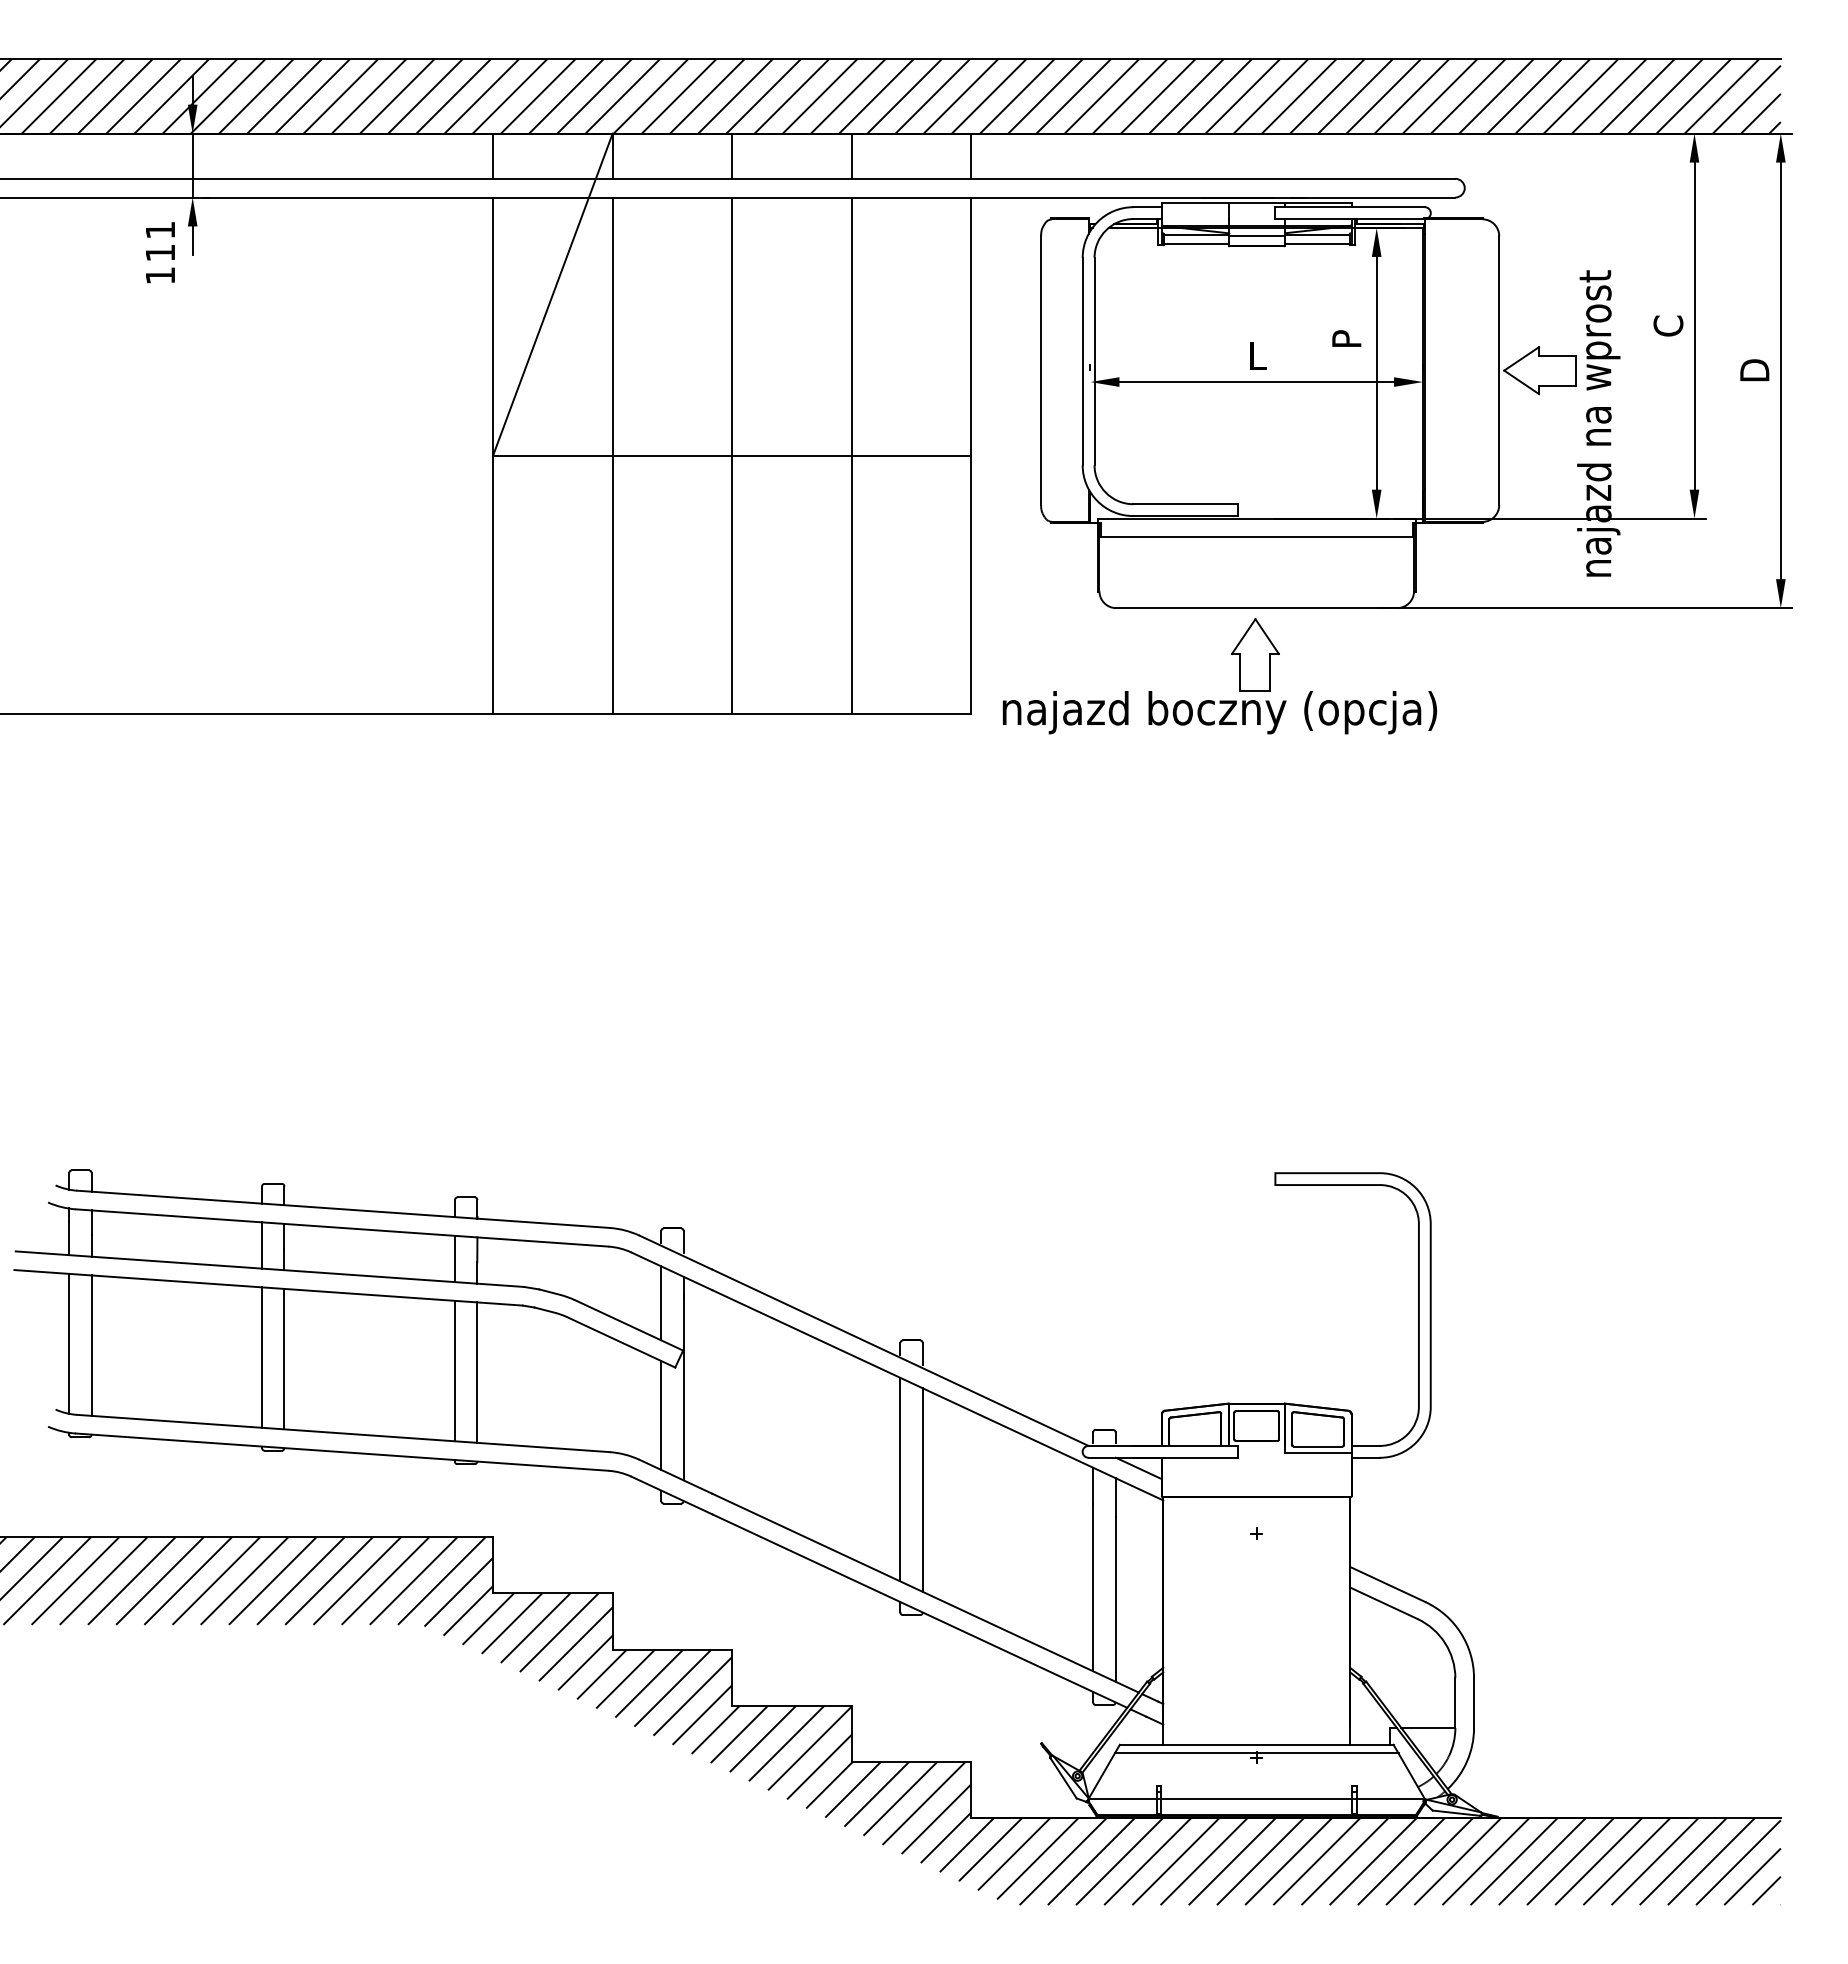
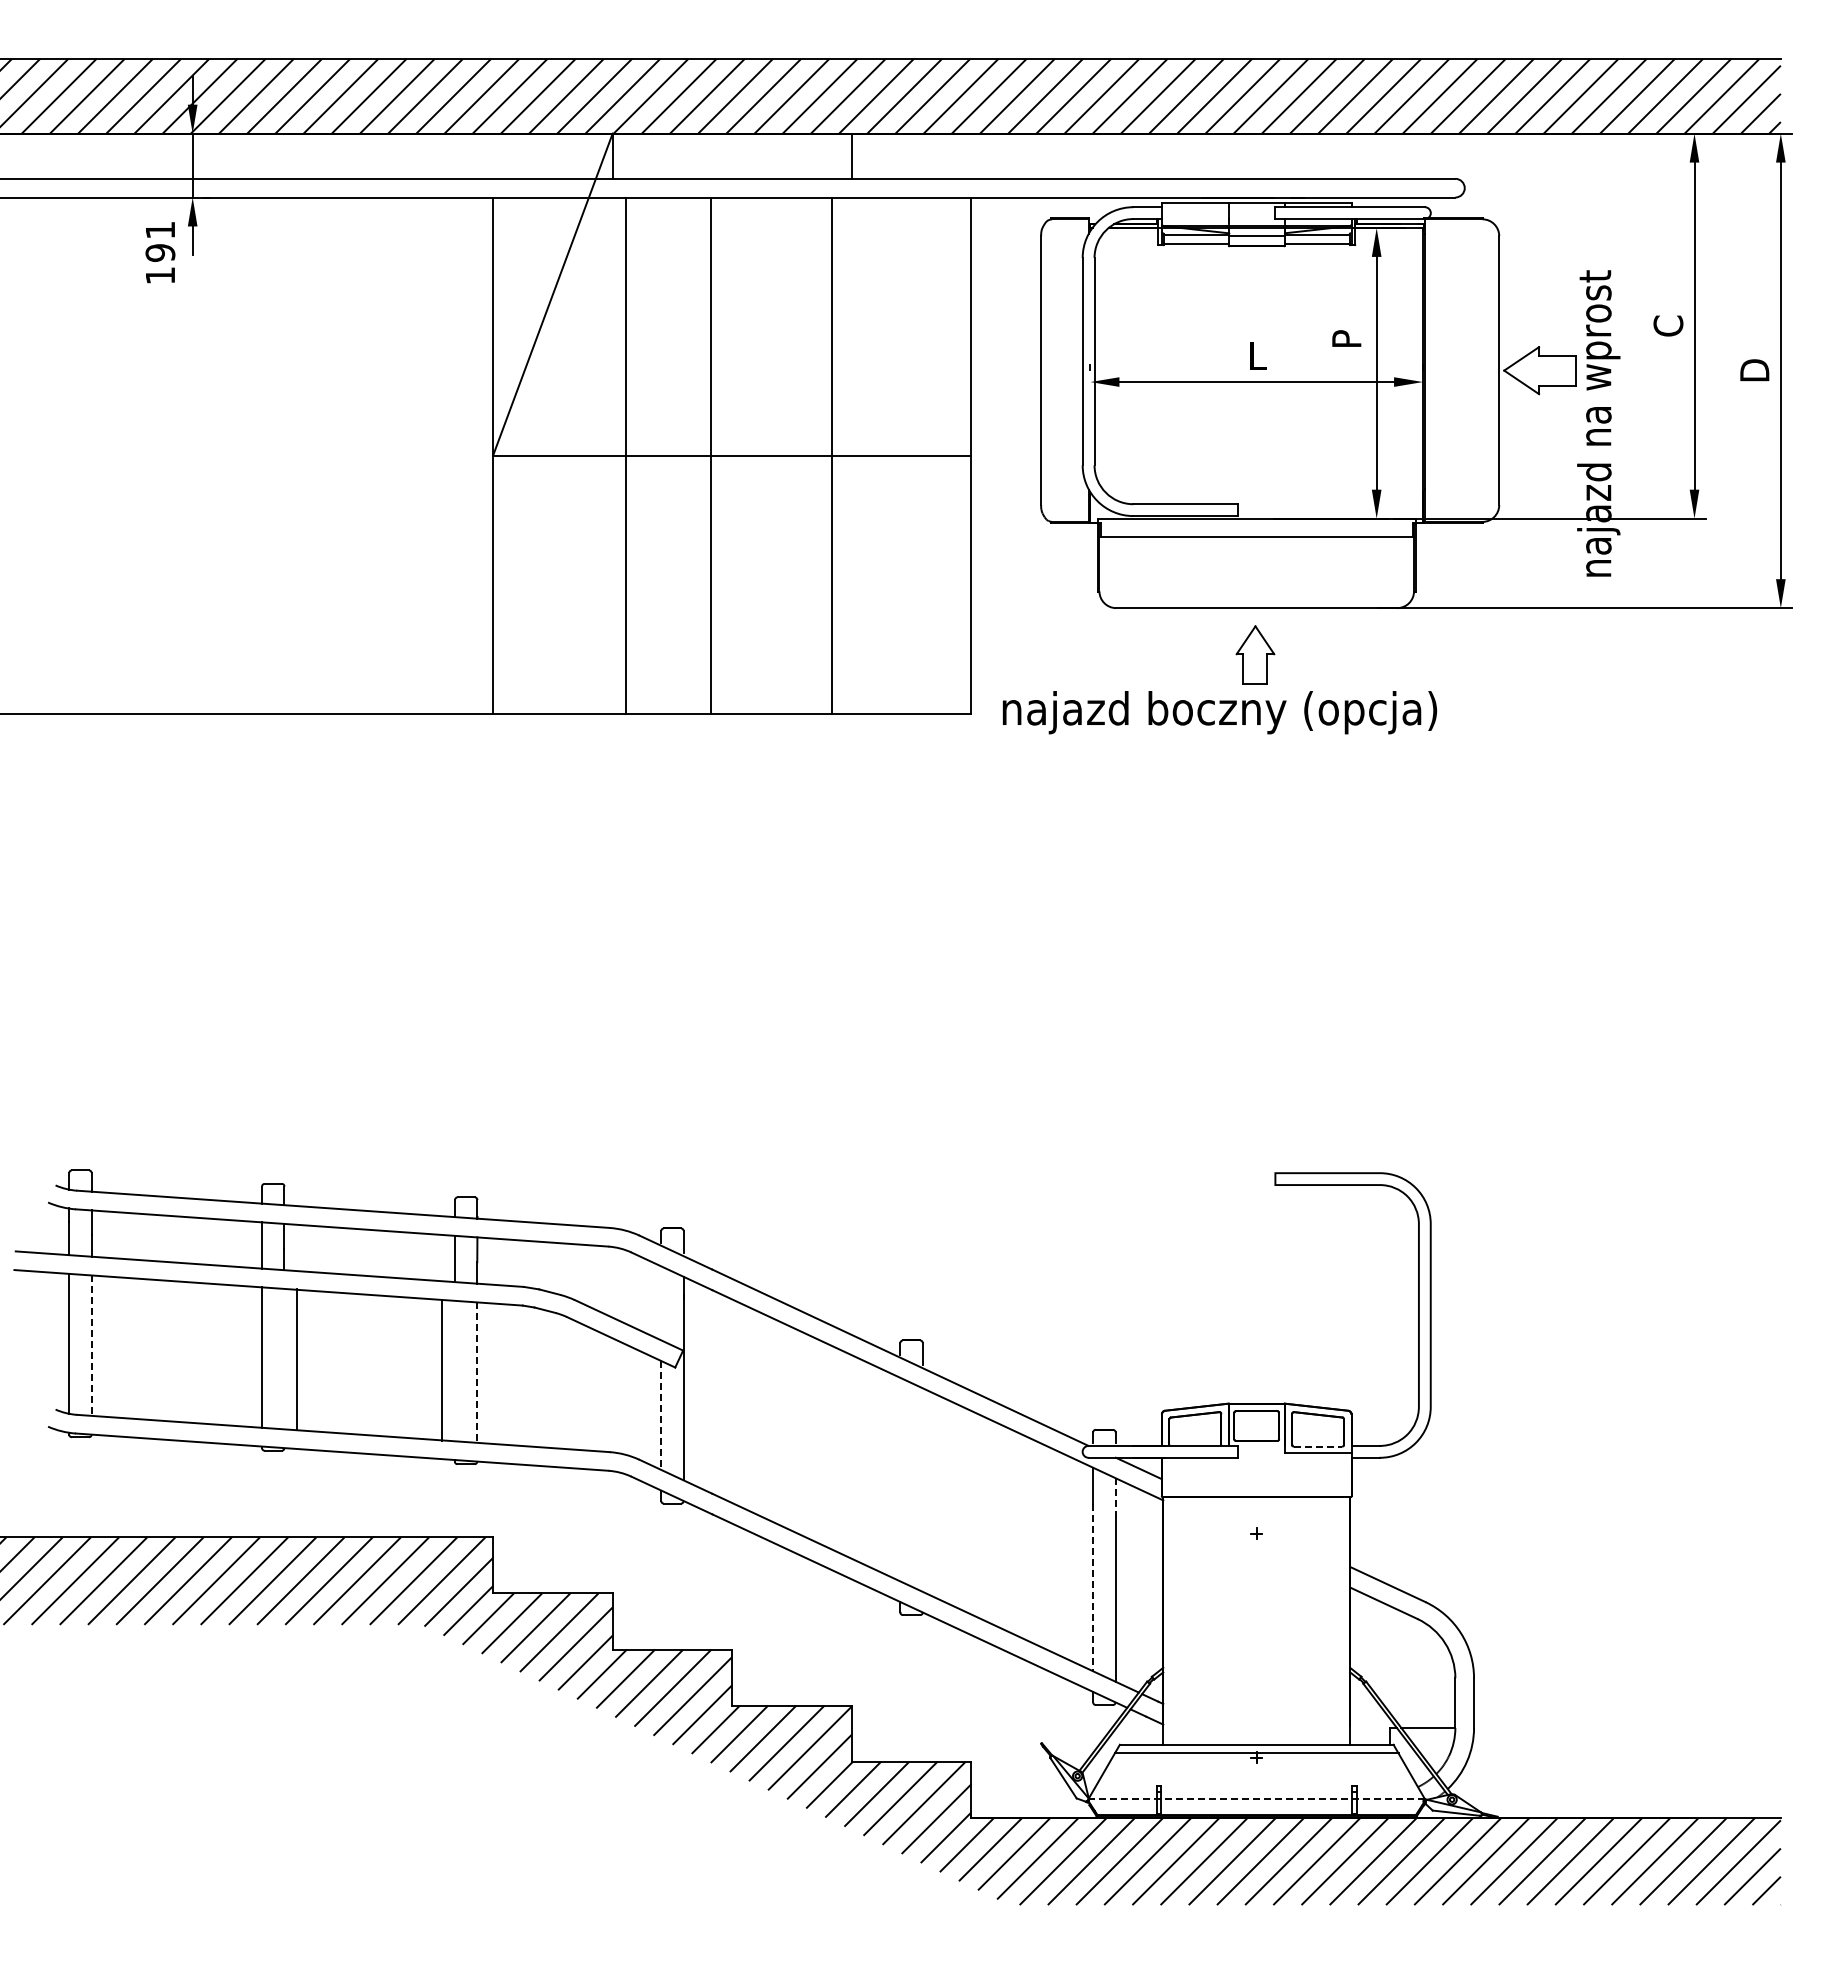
line: present -> none (493, 155)
line: present -> none (732, 155)
line: present -> none (971, 155)
text: 111 -> 191 (160, 252)
line position: (612, 455) -> (625, 455) (625, 455)
line position: (732, 455) -> (711, 455) (711, 455)
line position: (851, 455) -> (831, 455) (831, 455)
part size: 49x74 px -> 41x60 px (1255, 654)
line: present -> none (661, 1303)
line: solid -> dashed (91, 1346)
line position: (284, 1358) -> (297, 1358) (297, 1358)
line position: (454, 1370) -> (441, 1370) (441, 1370)
line: solid -> dashed (477, 1373)
line: solid -> dashed (661, 1415)
line: solid -> dashed (1318, 1446)
line: present -> none (900, 1479)
line: present -> none (922, 1489)
line: solid -> dashed (1115, 1497)
line: solid -> dashed (1093, 1588)
line: solid -> dashed (1256, 1798)
